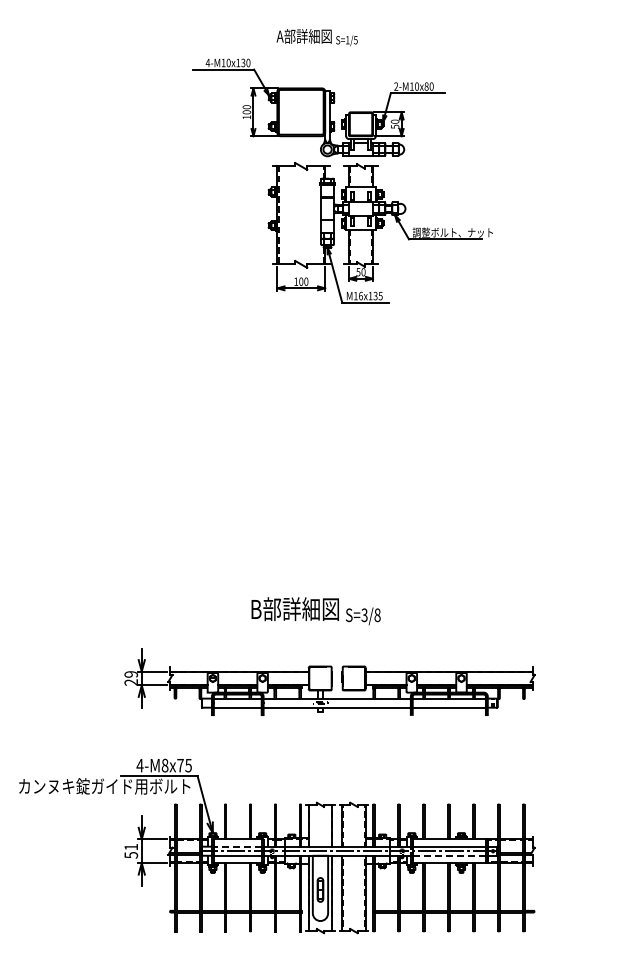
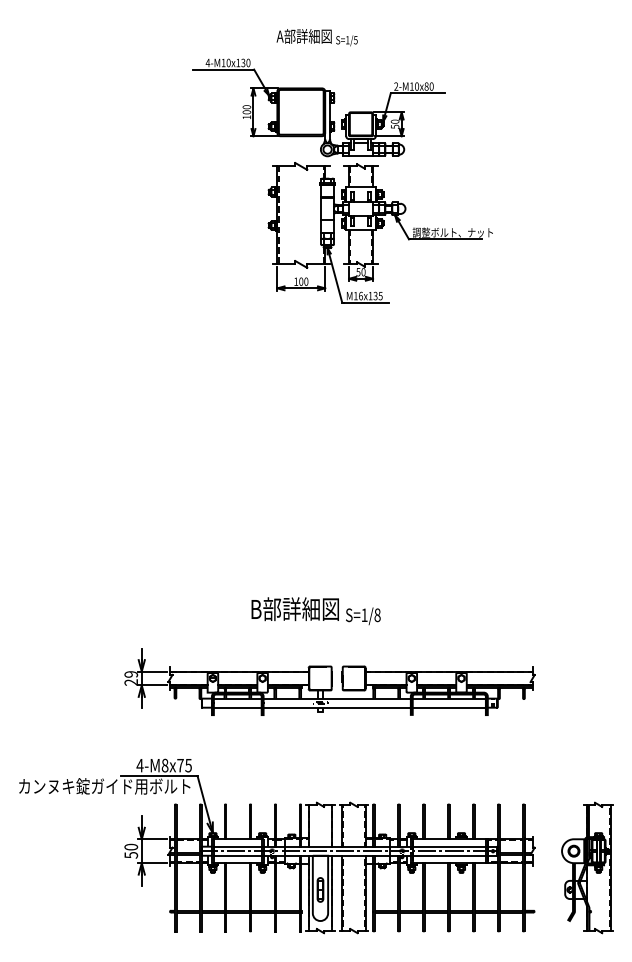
text: S=3/8 -> S=1/8 (364, 615)
text: 51 -> 50 (131, 846)
line: dashed -> solid (237, 846)
line: dashed -> solid (449, 855)
part: none -> present (587, 867)
